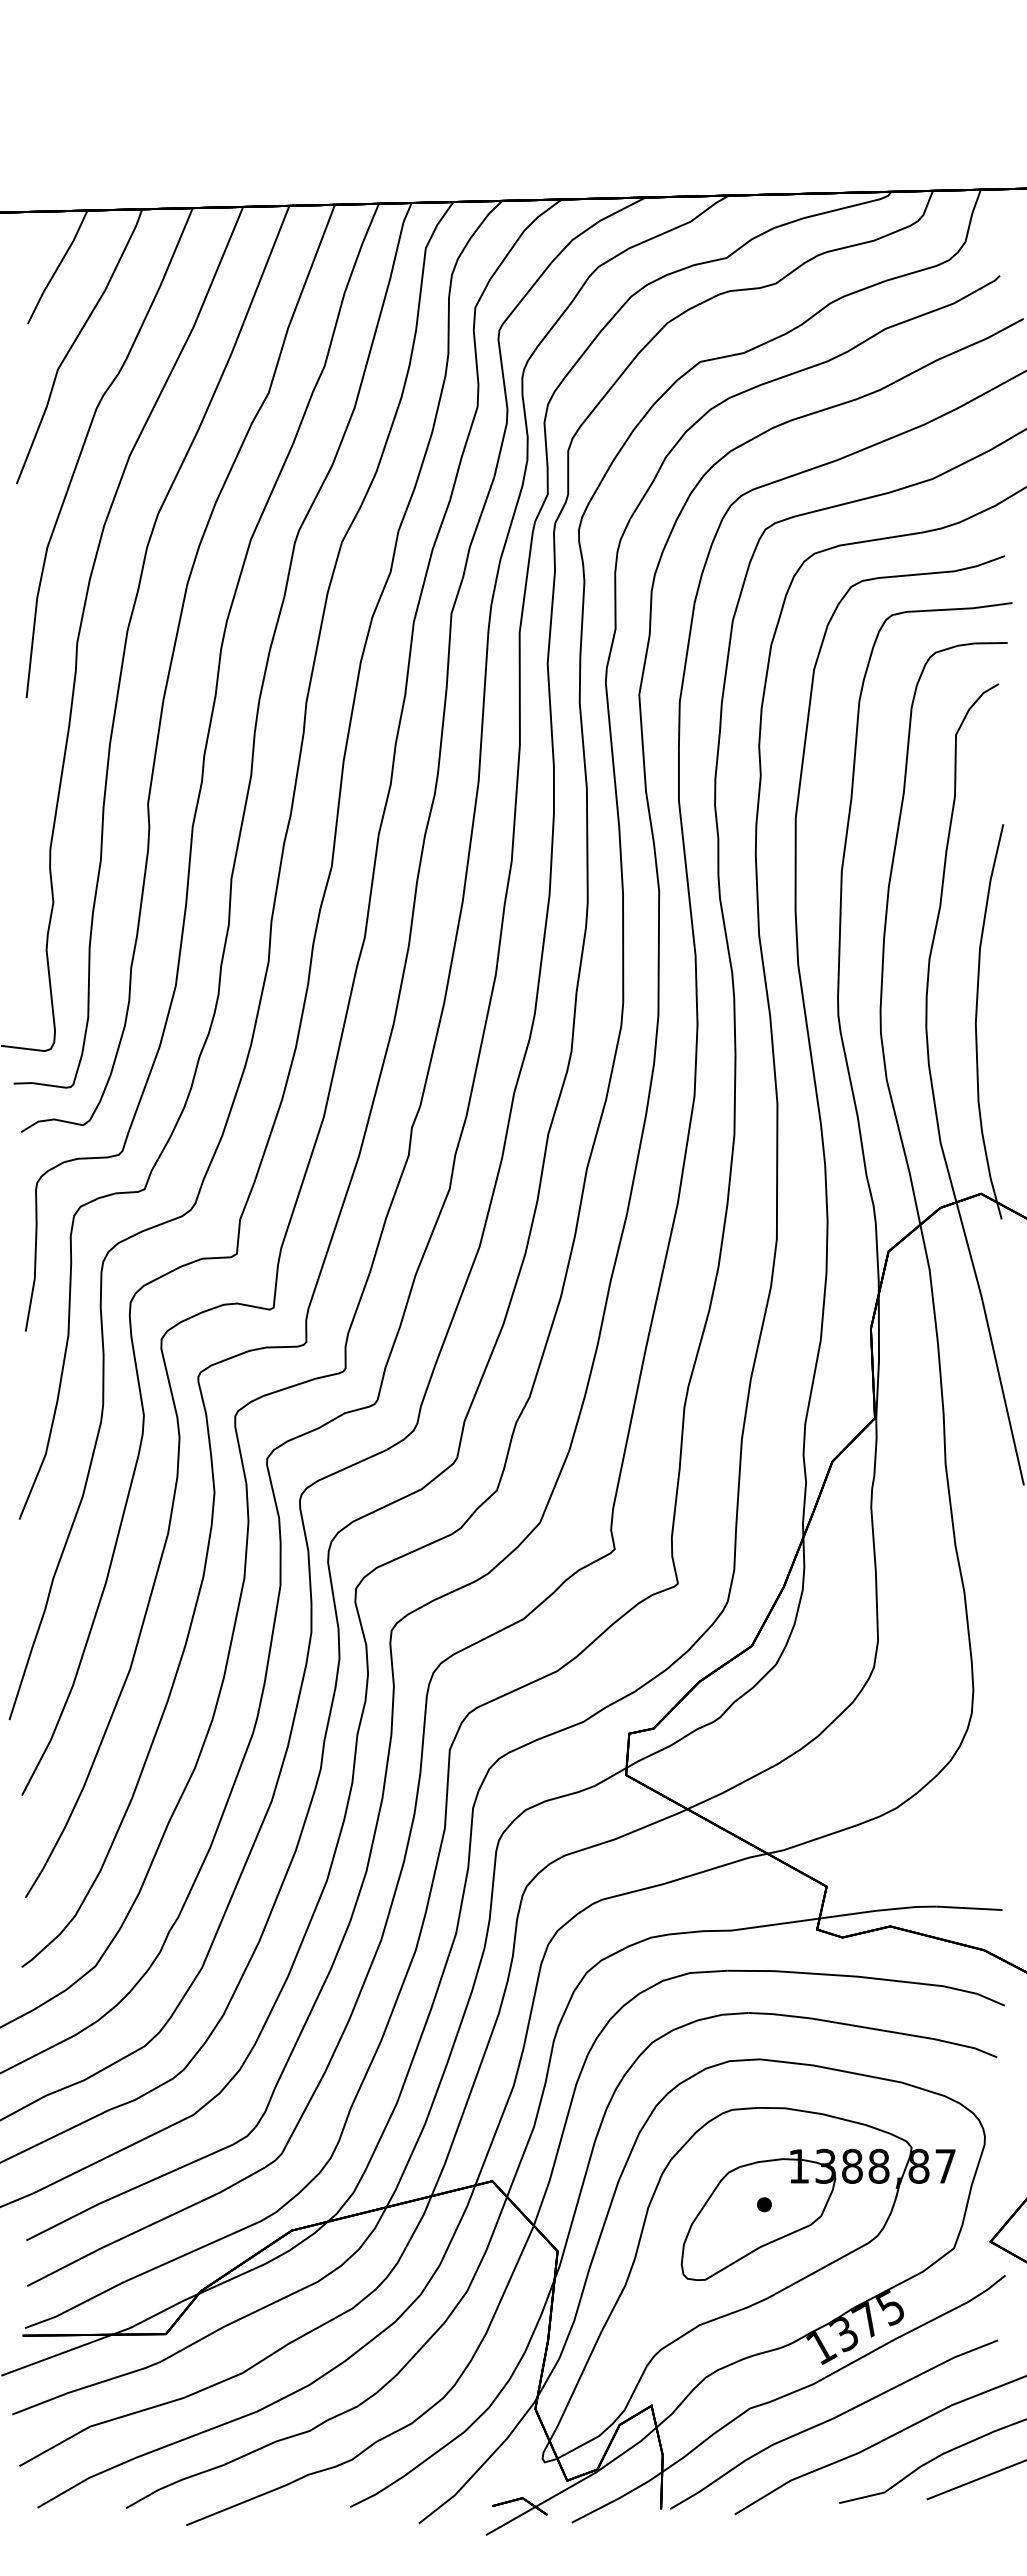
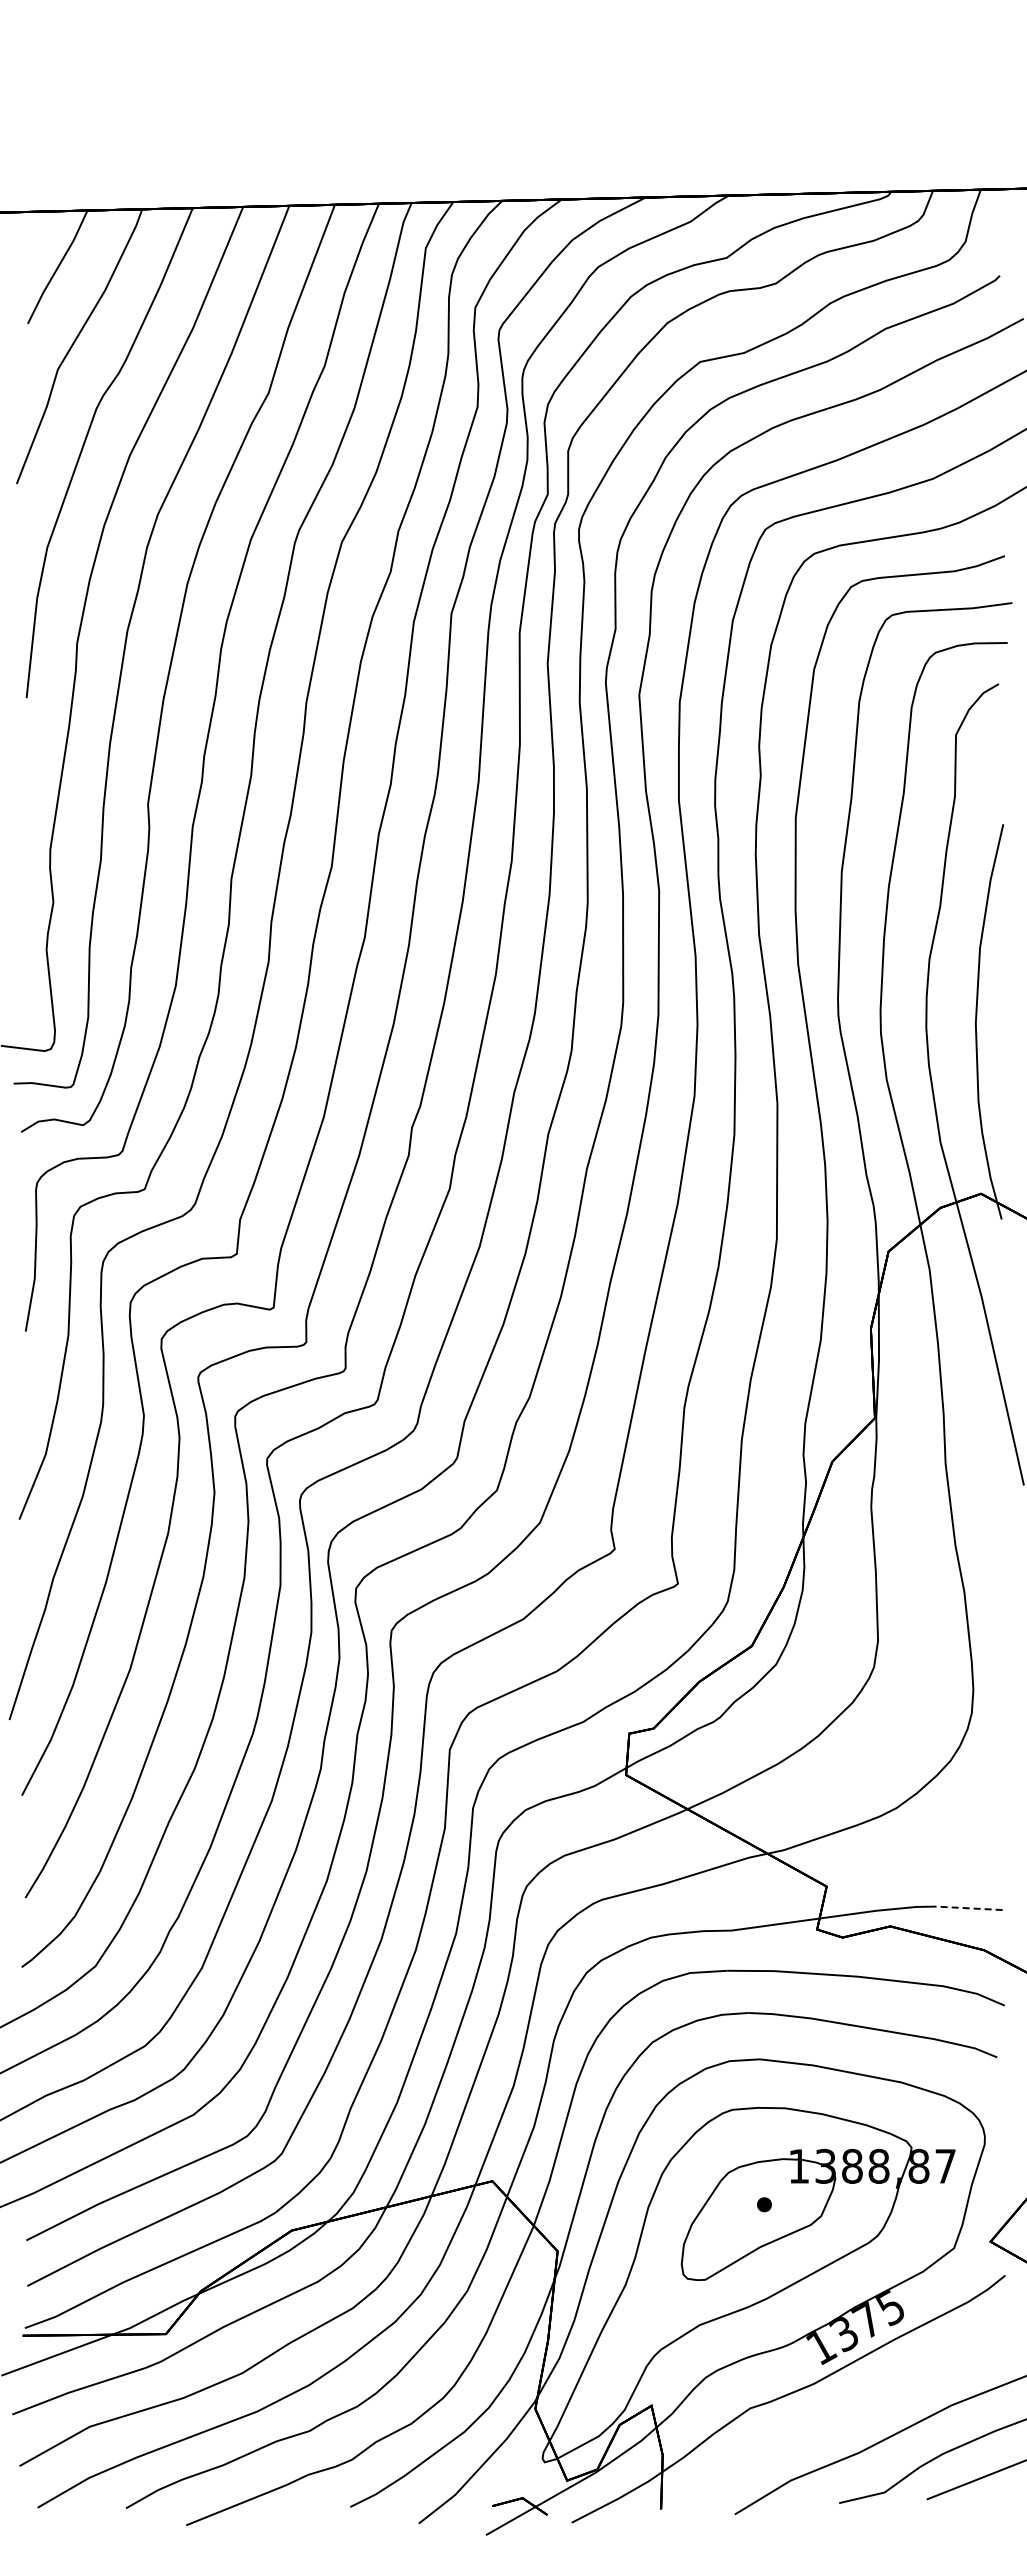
line: solid -> dashed (968, 1908)
curve: present -> none (831, 2420)
